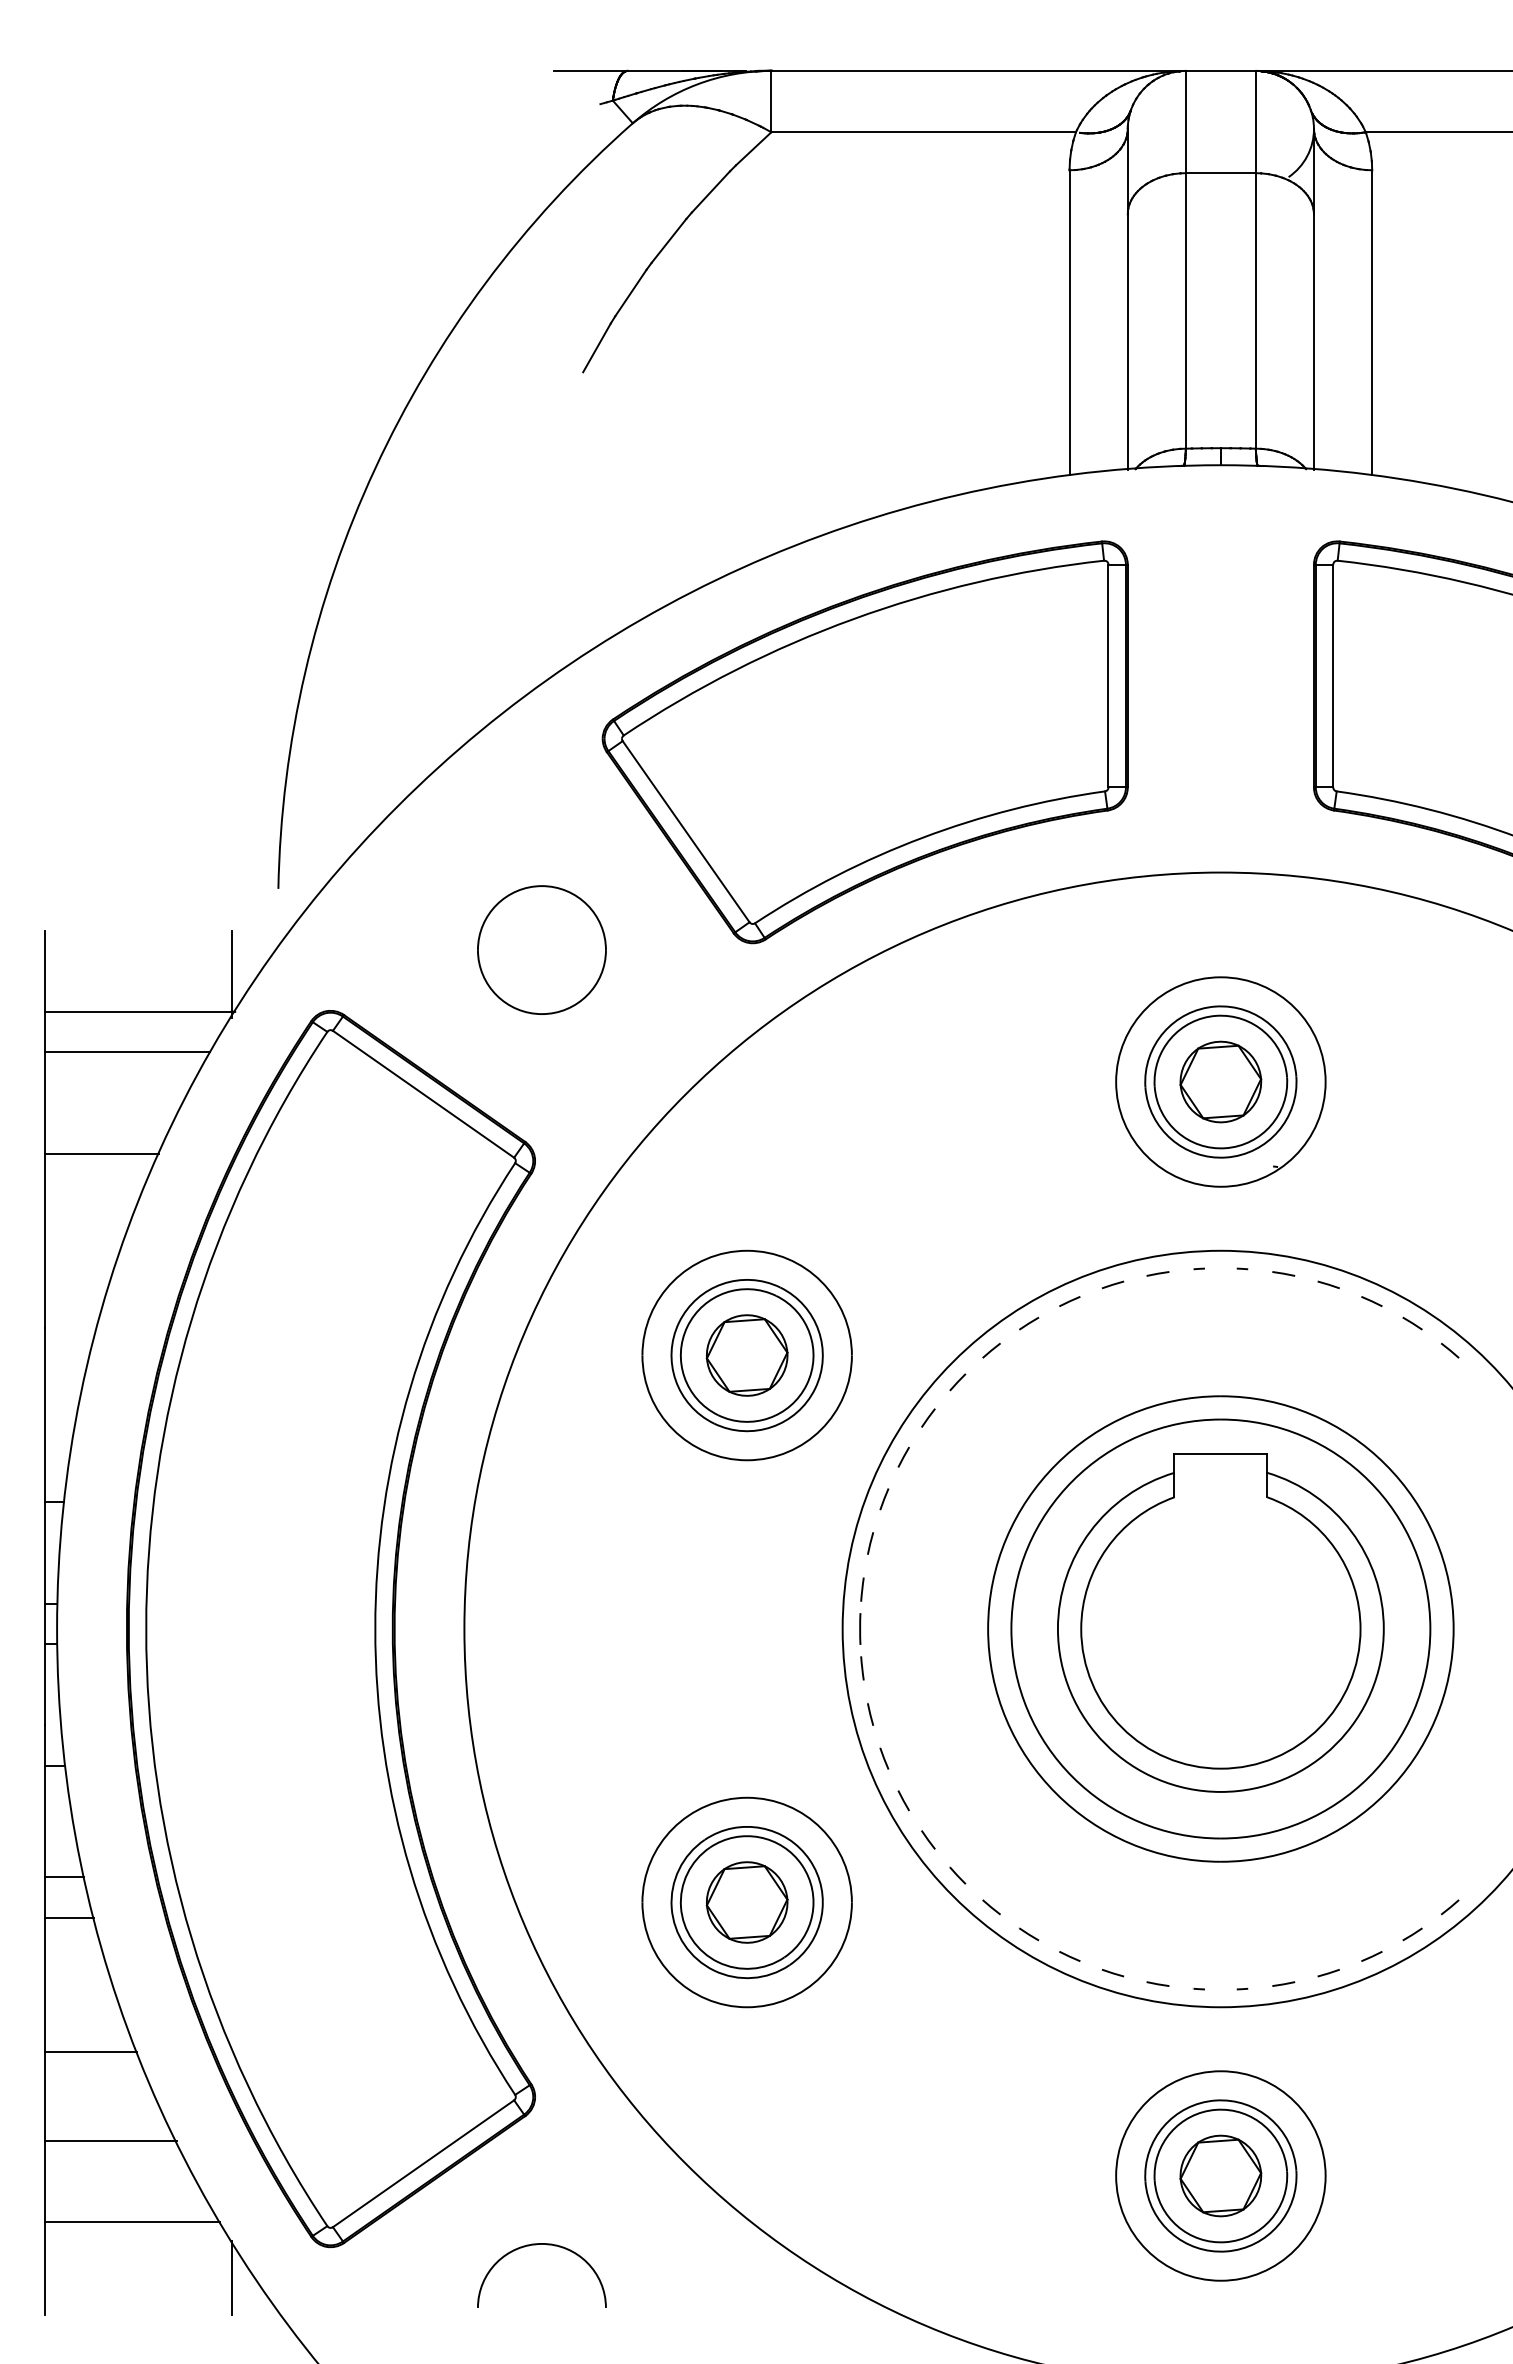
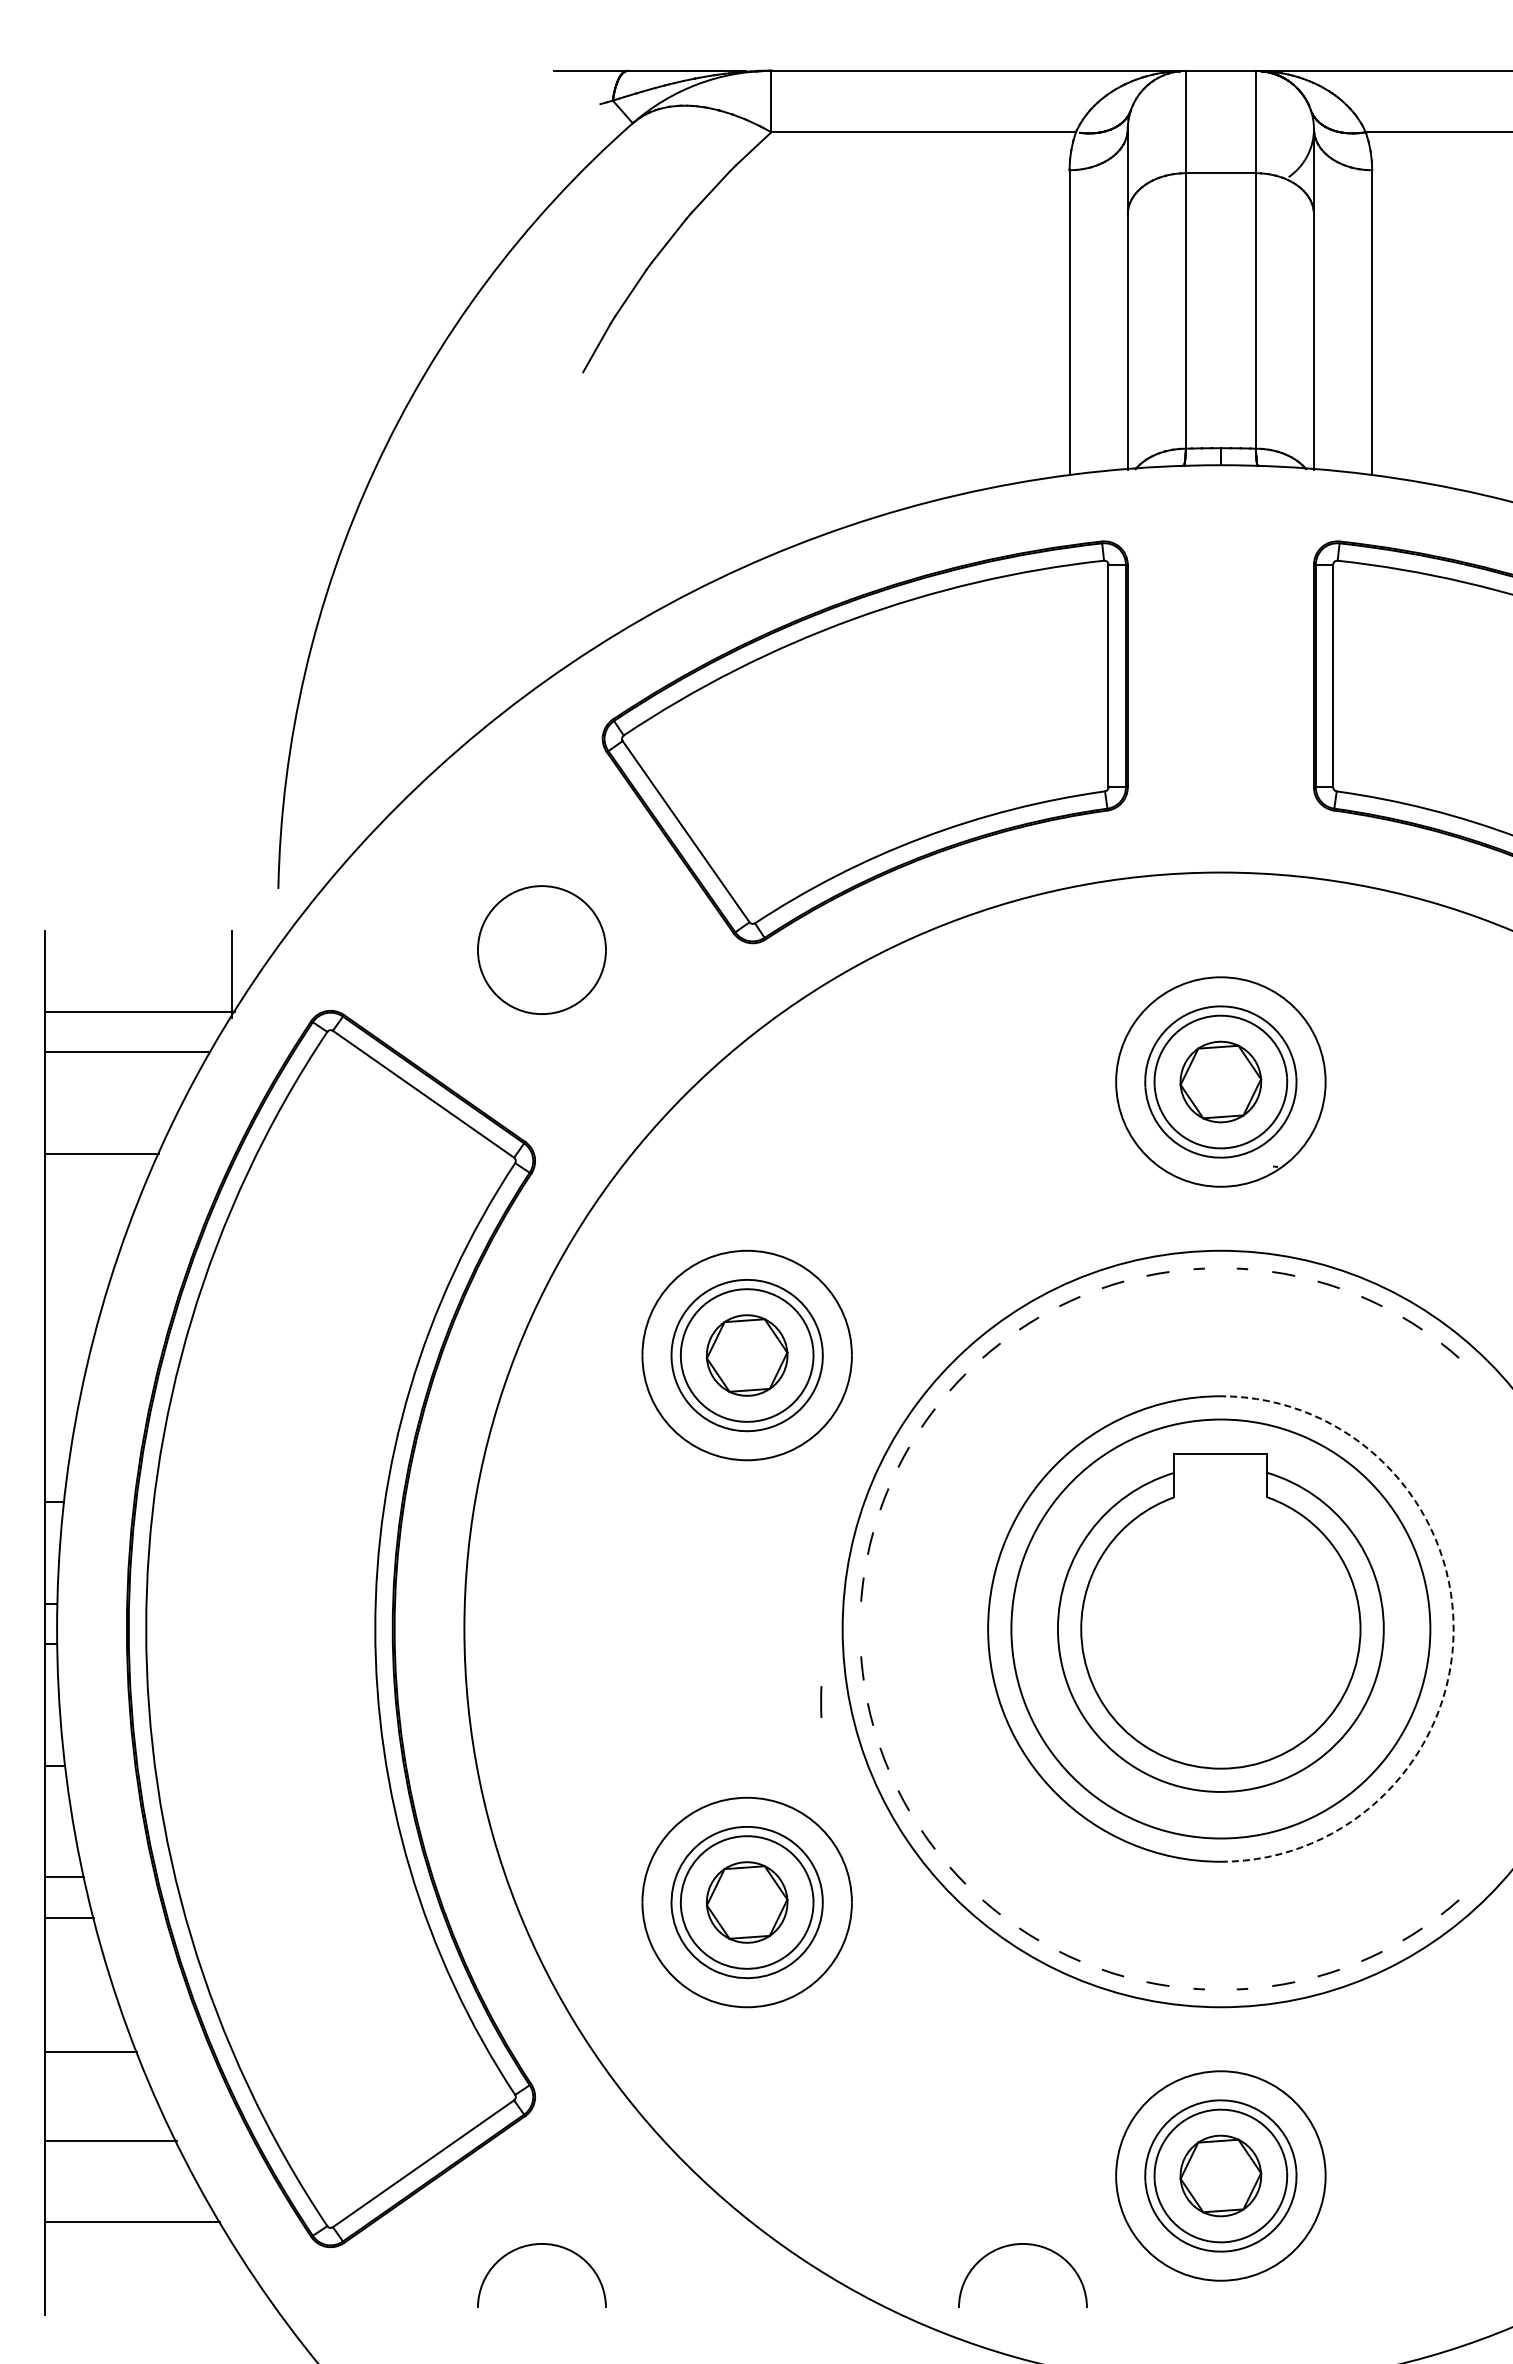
line position: (860, 1628) -> (821, 1701) (821, 1701)
arc: solid -> dashed (1453, 1629)
arc: none -> present (1017, 2245)
line: present -> none (231, 2277)
